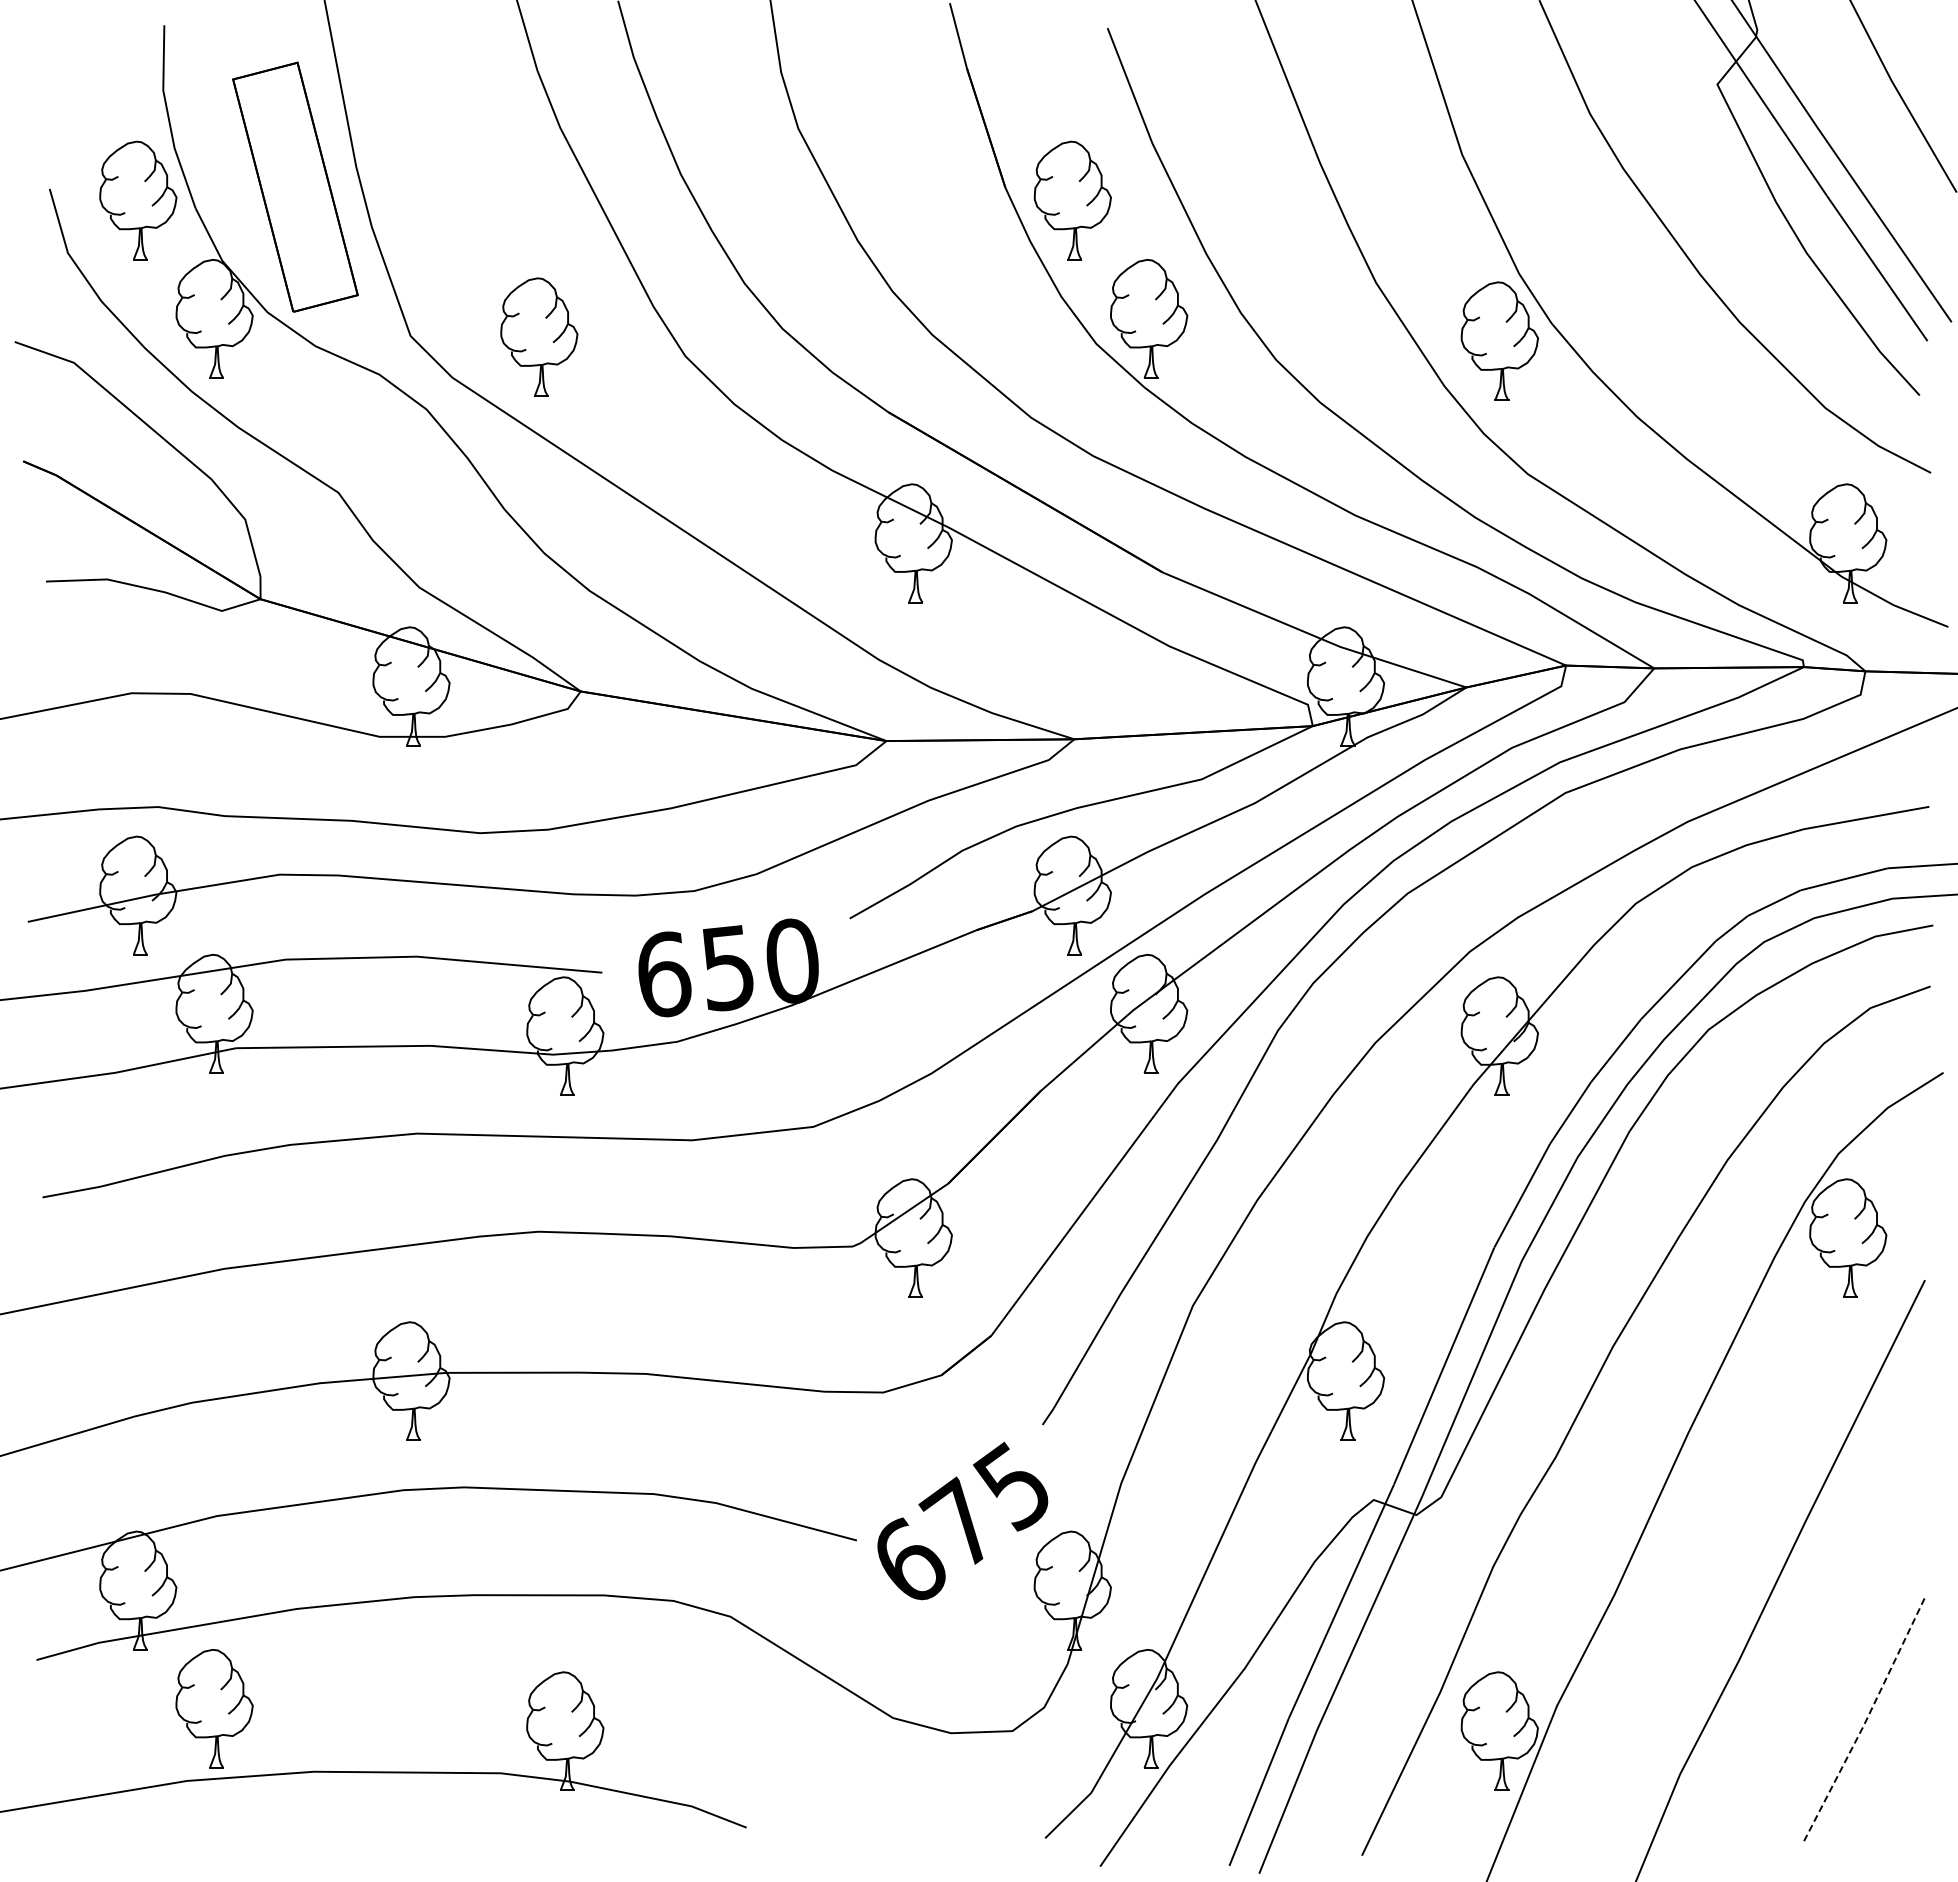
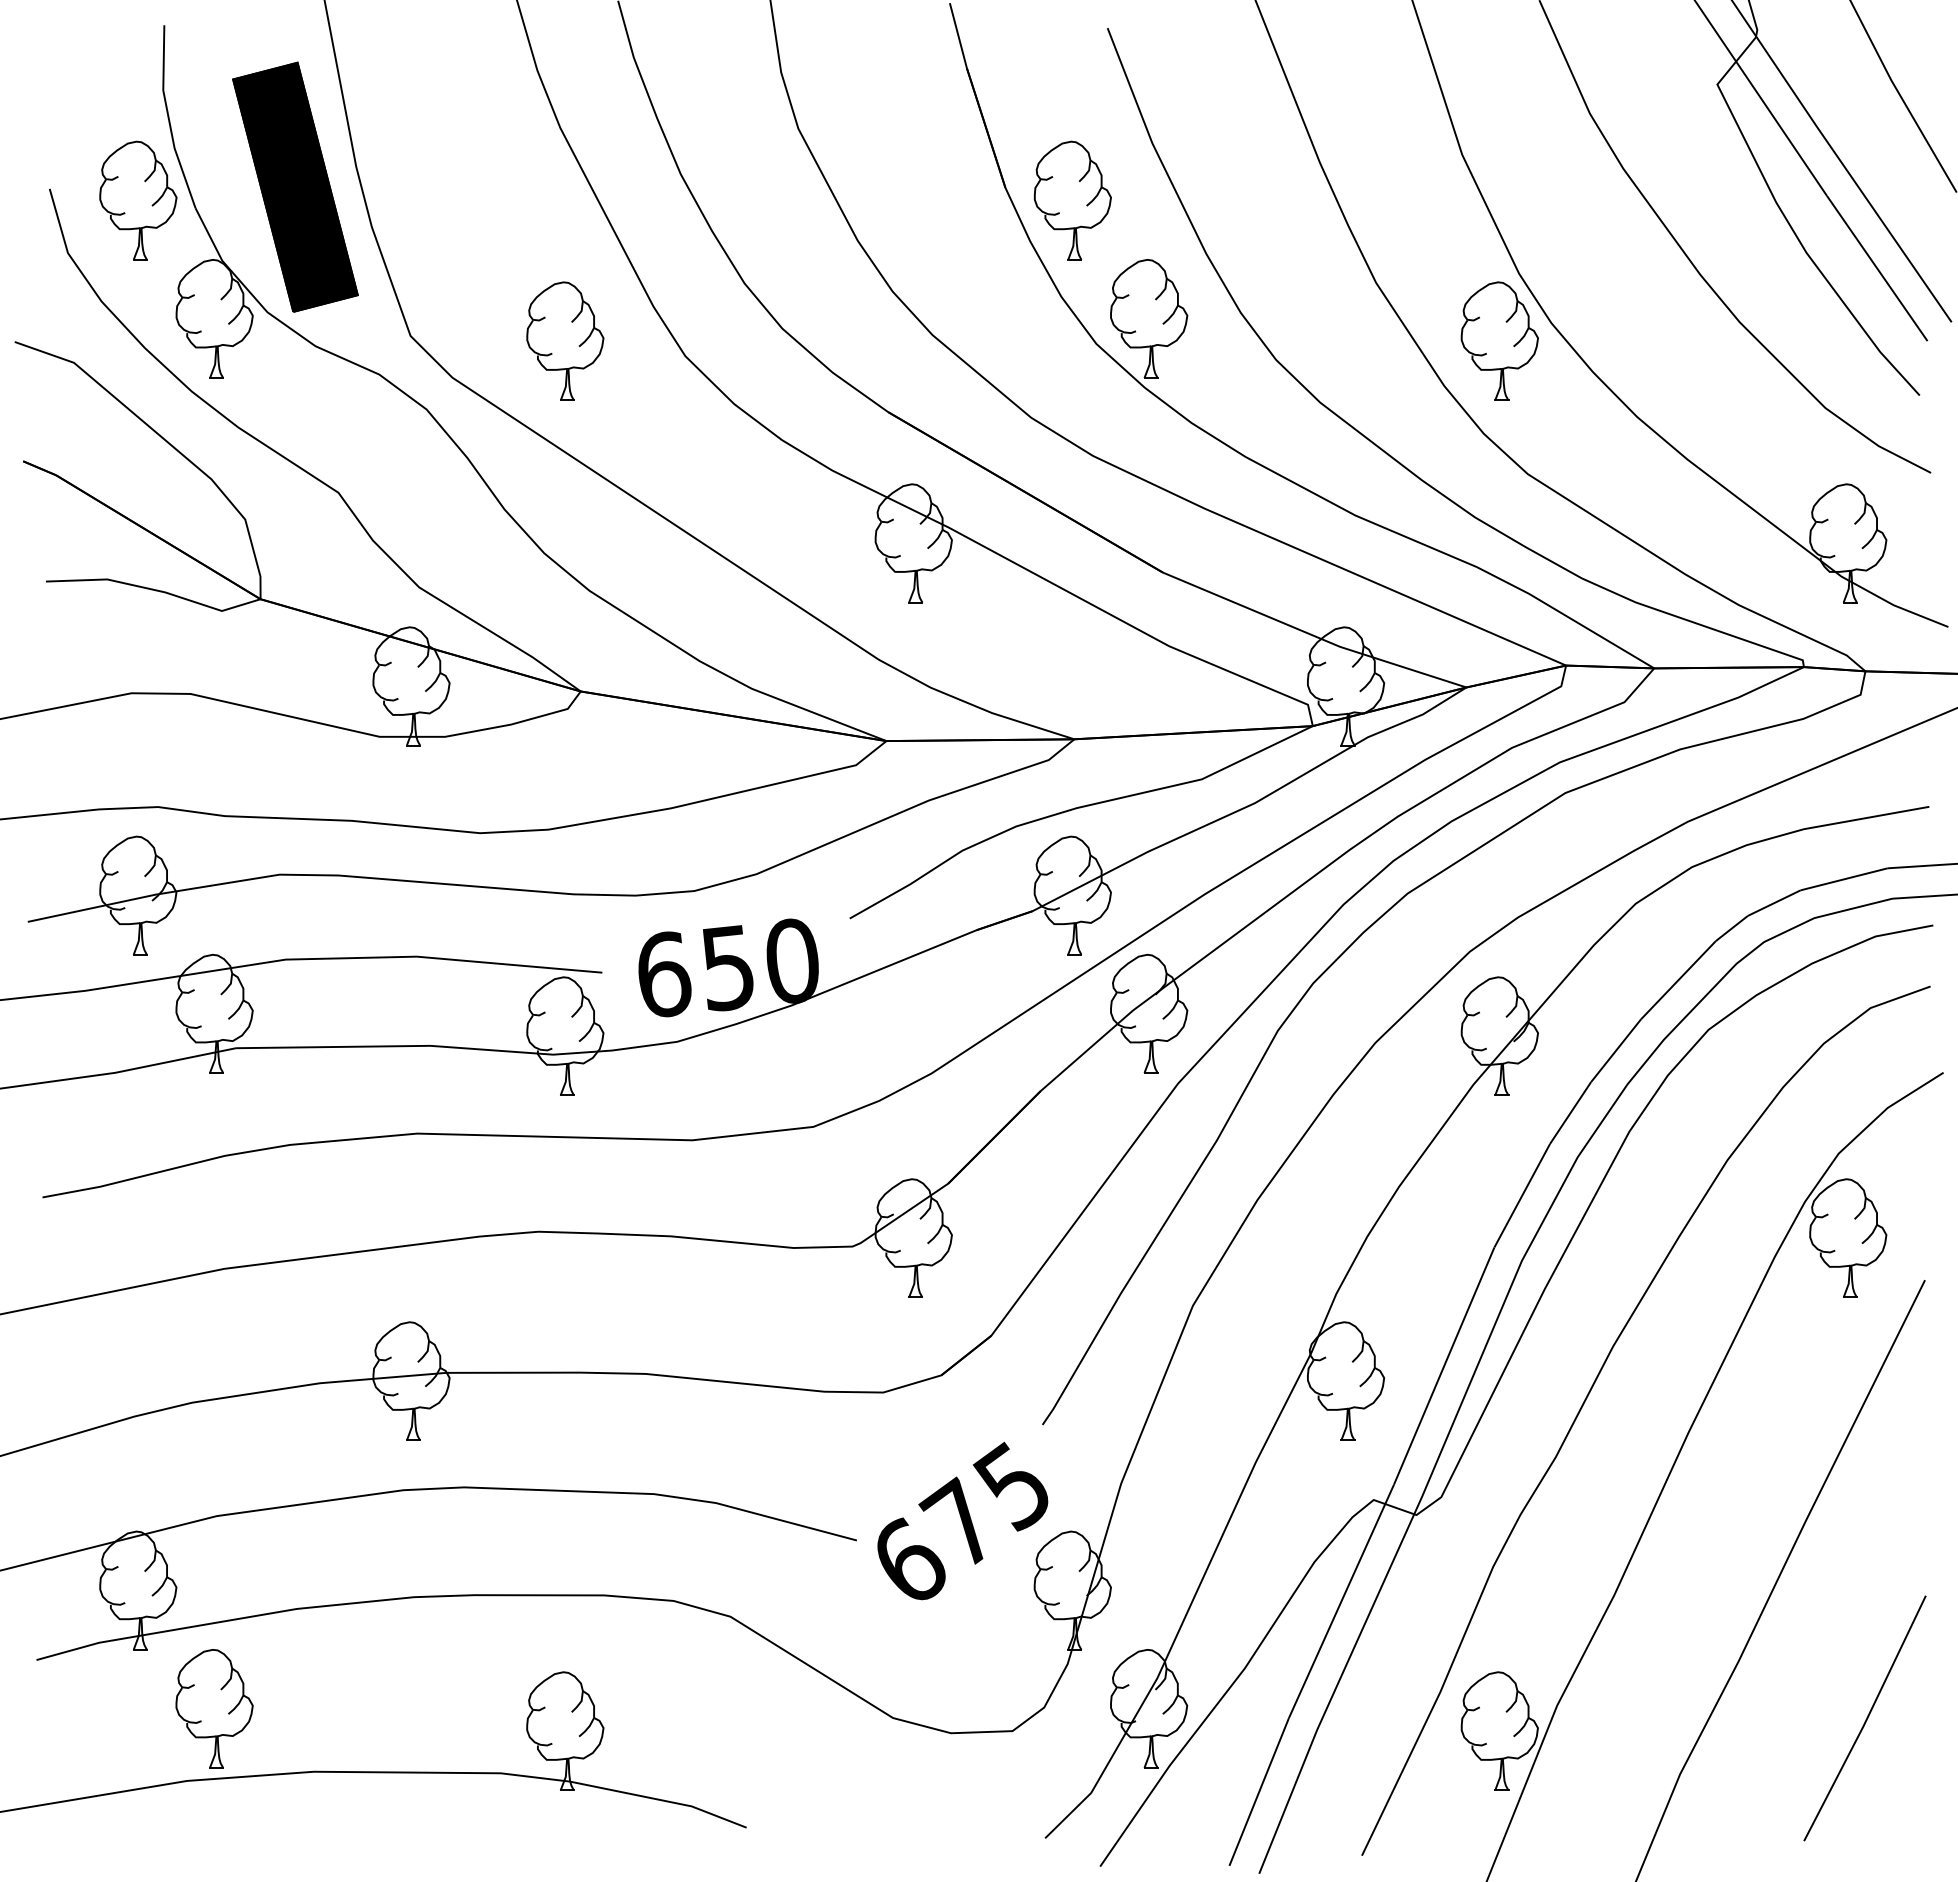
fill: none -> present (295, 186)
part position: (539, 336) -> (565, 340) (565, 340)
line: dashed -> solid (1866, 1719)
